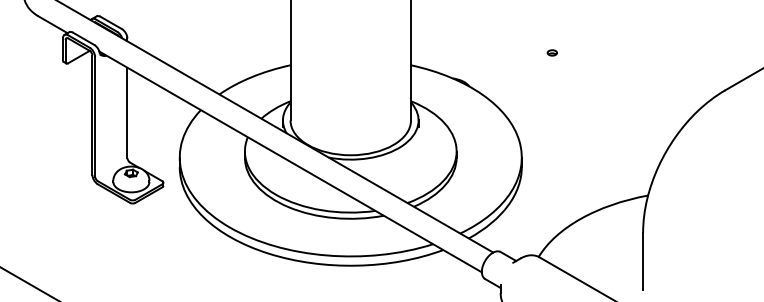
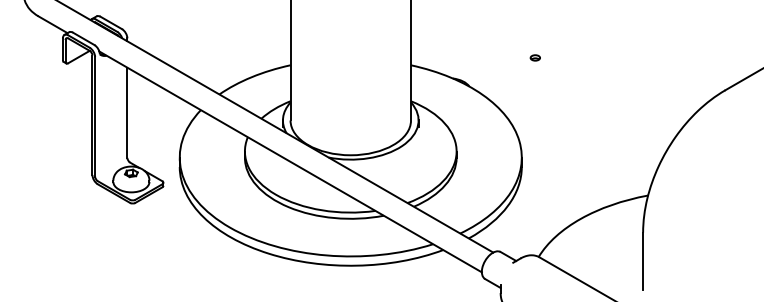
part position: (551, 52) -> (534, 57) (534, 57)
line: present -> none (28, 283)
